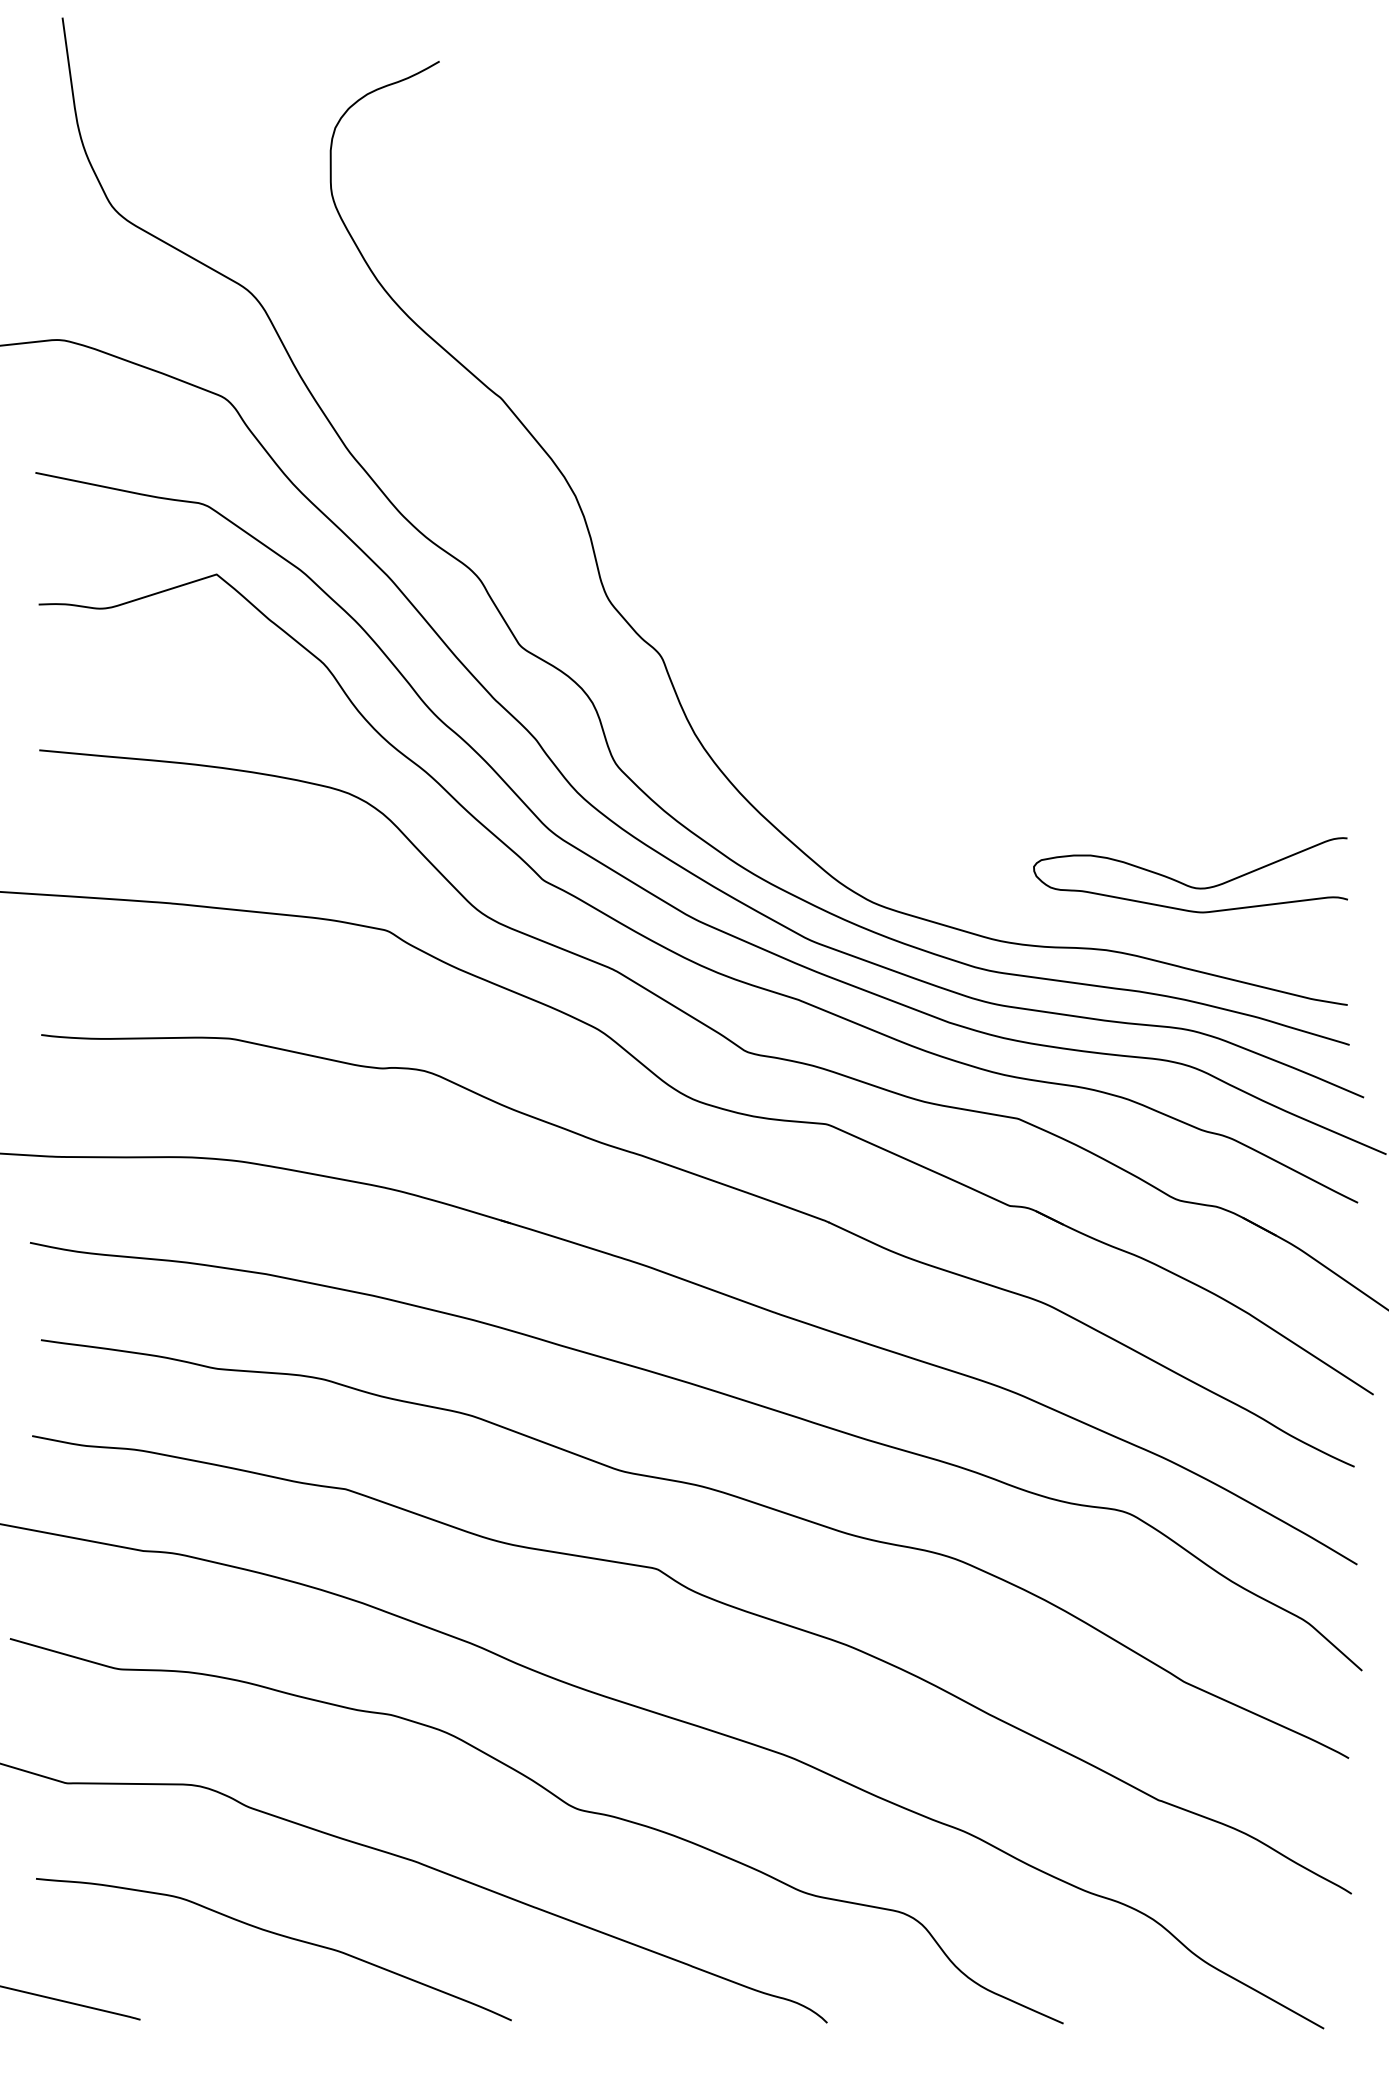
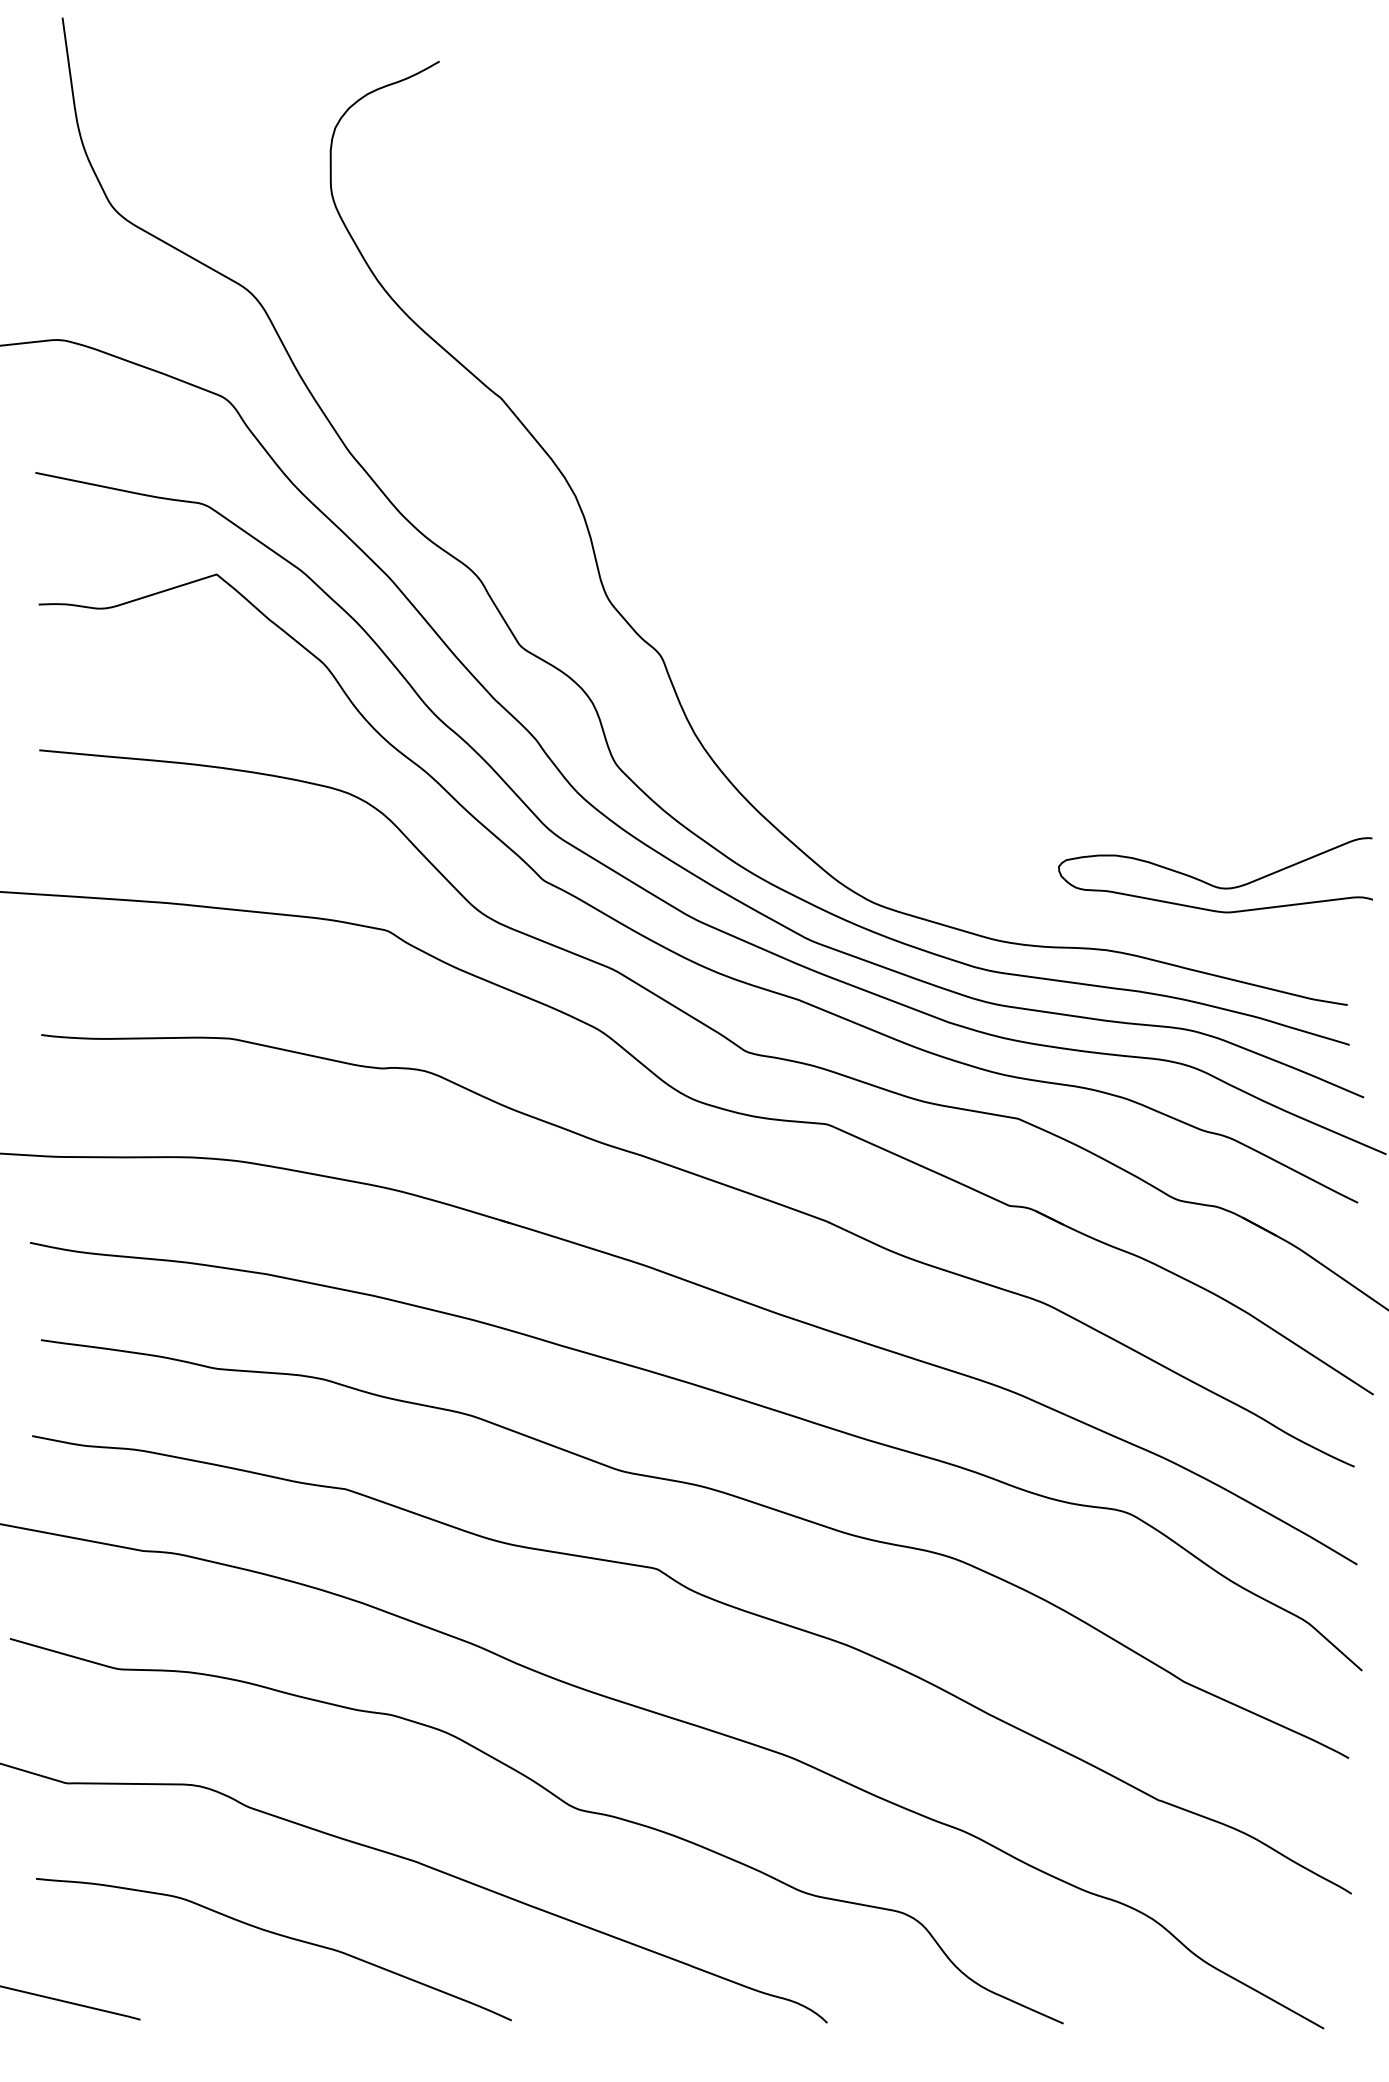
curve position: (1185, 883) -> (1210, 883) (1210, 883)
